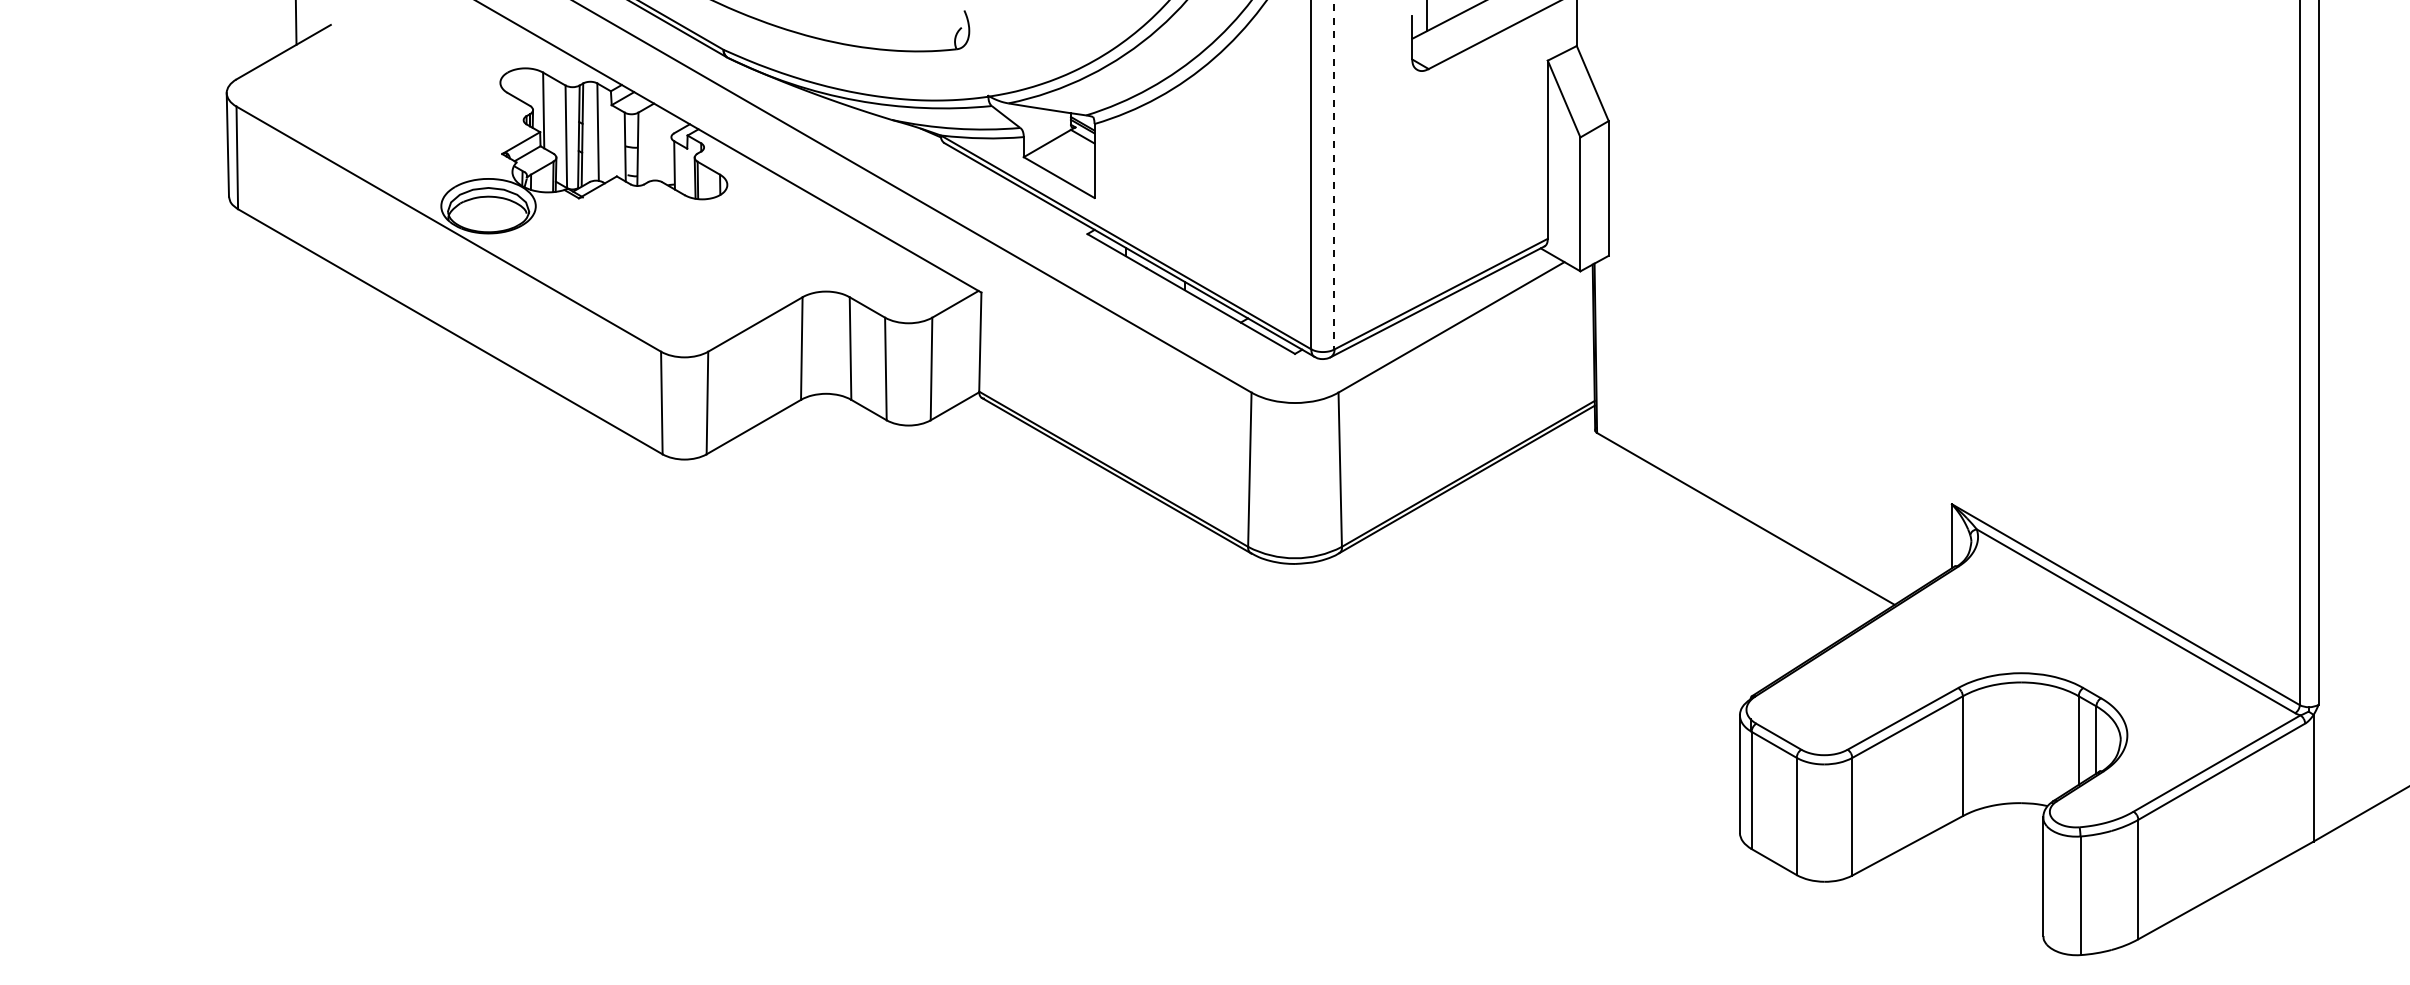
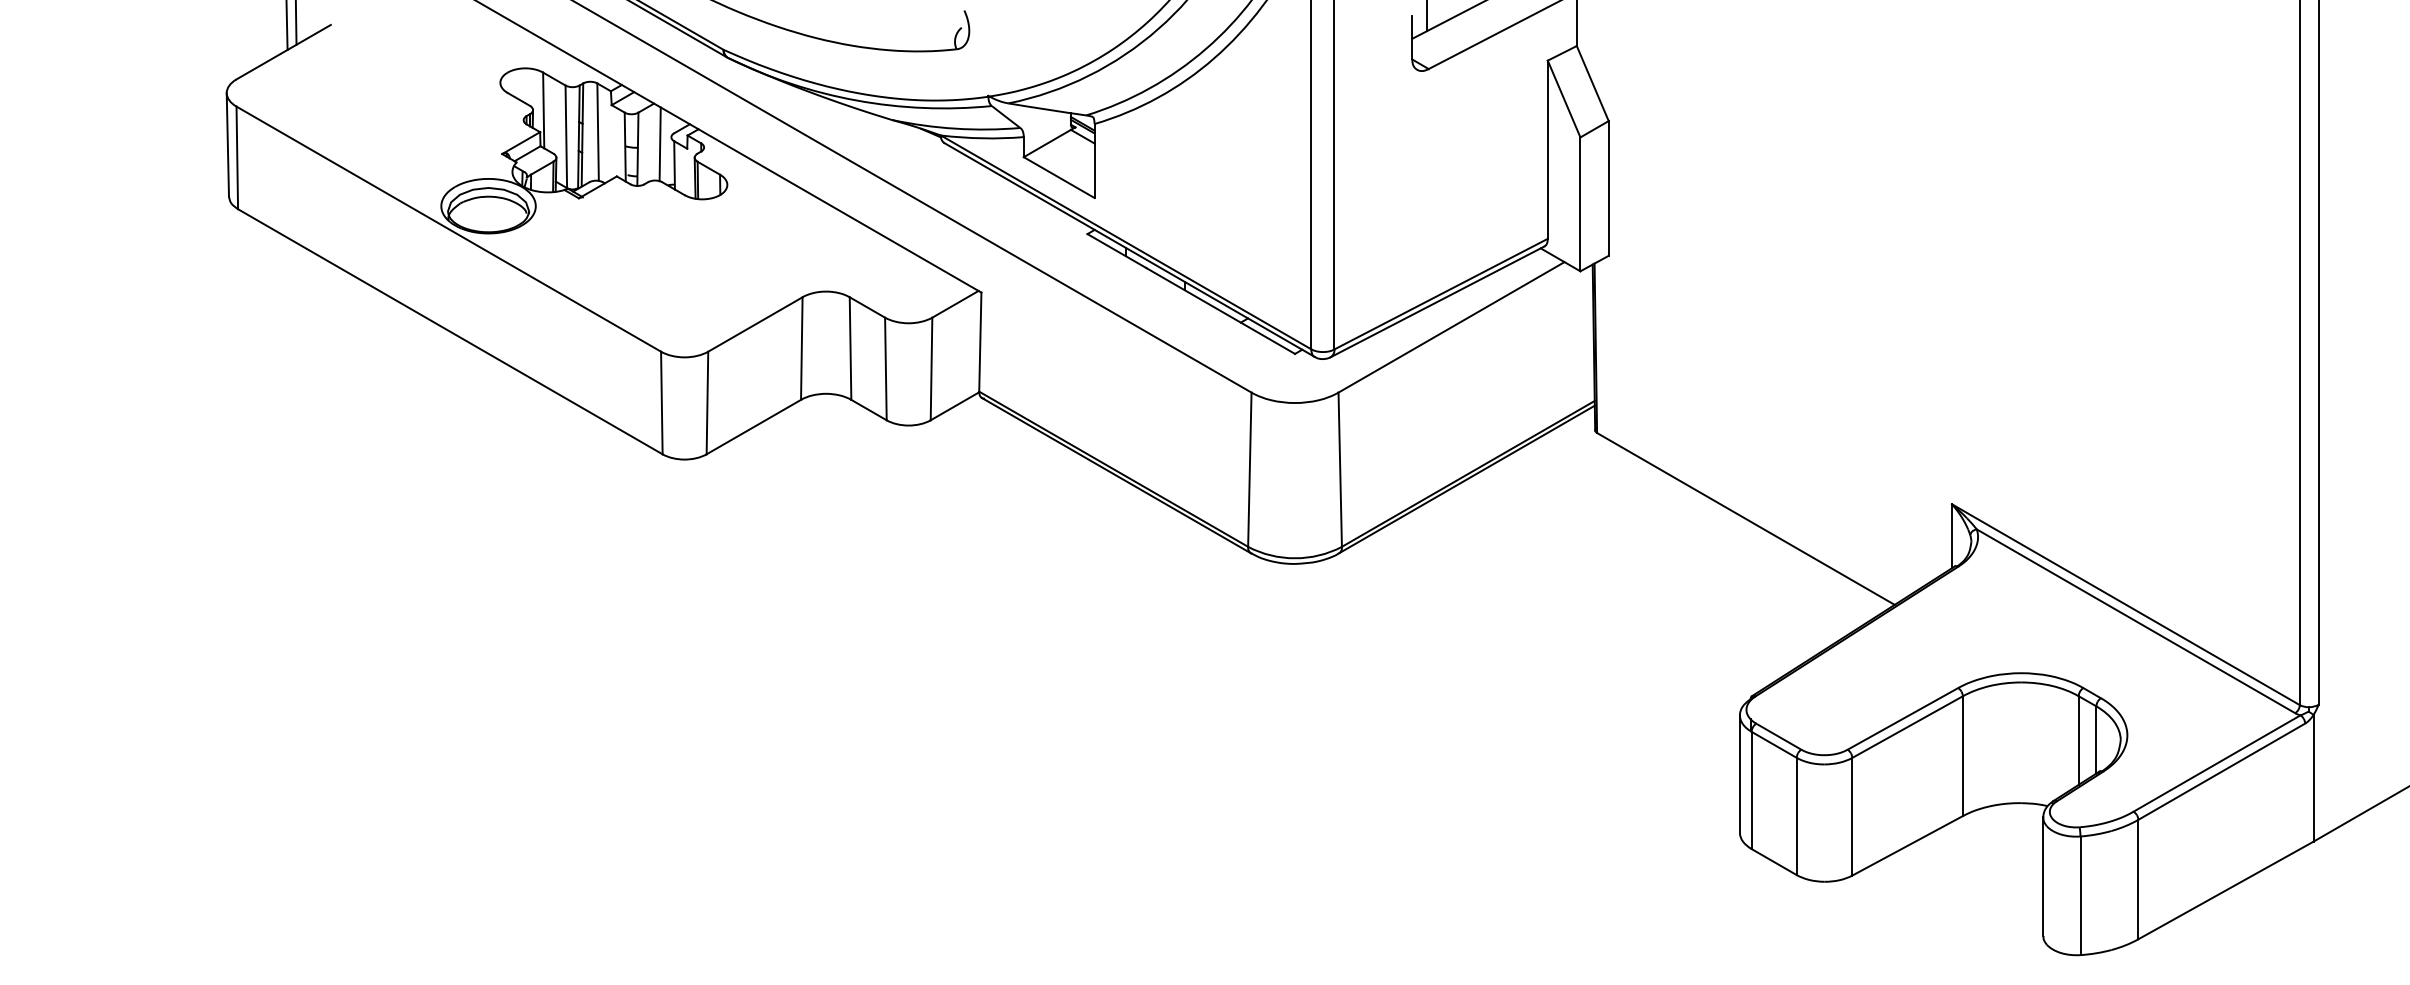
line: none -> present (286, 25)
line: none -> present (659, 144)
line: dashed -> solid (1334, 175)
